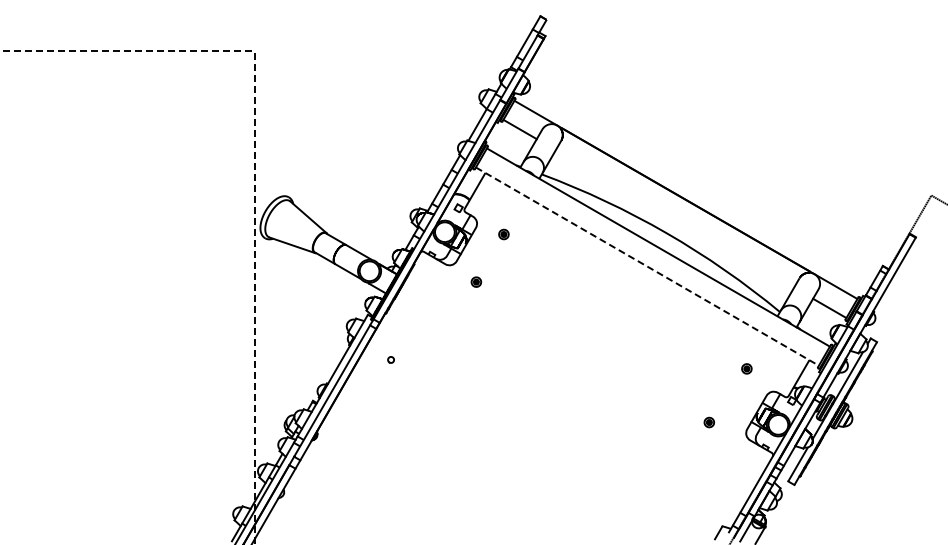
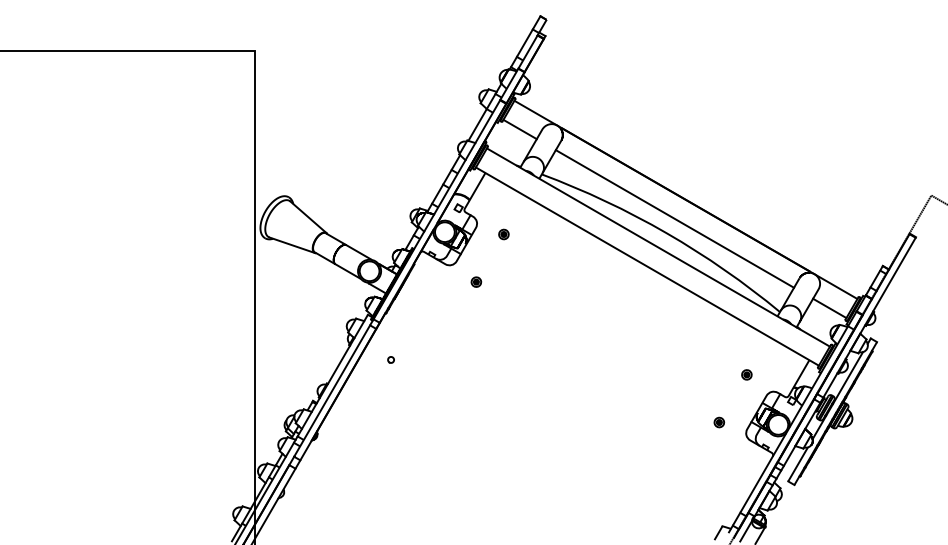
line: dashed -> solid (254, 170)
line: none -> present (674, 218)
line: dashed -> solid (647, 266)
part position: (746, 368) -> (746, 374) (746, 374)
part position: (709, 422) -> (719, 422) (719, 422)
